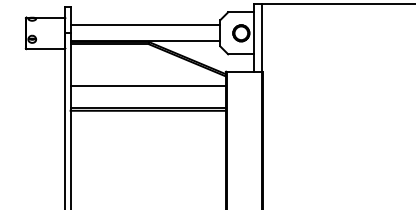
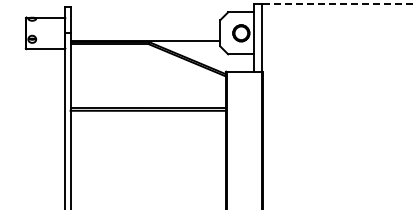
line: solid -> dashed (338, 4)
line: present -> none (145, 25)
line: present -> none (147, 86)
